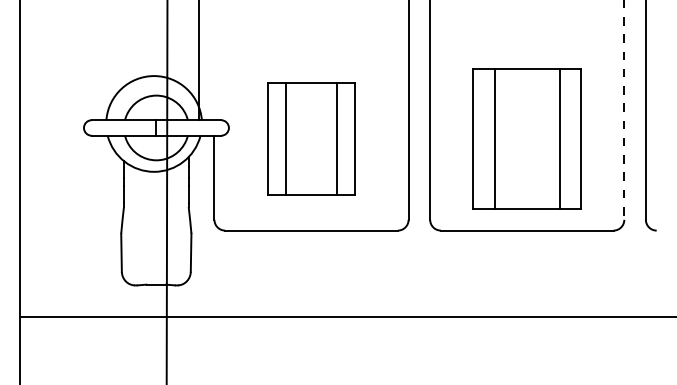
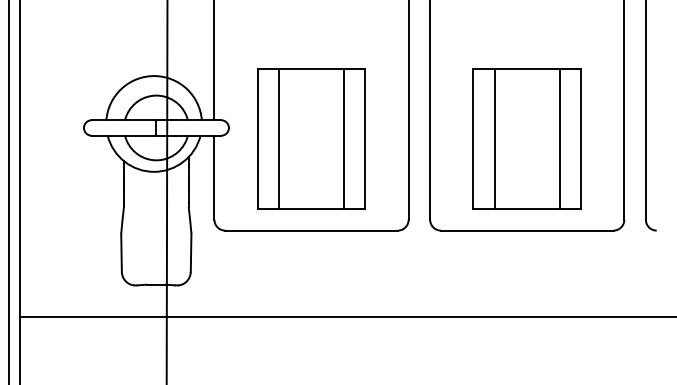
line position: (199, 61) -> (214, 61) (214, 61)
line: dashed -> solid (624, 110)
part size: 89x114 px -> 109x142 px (311, 138)
line: none -> present (9, 191)
